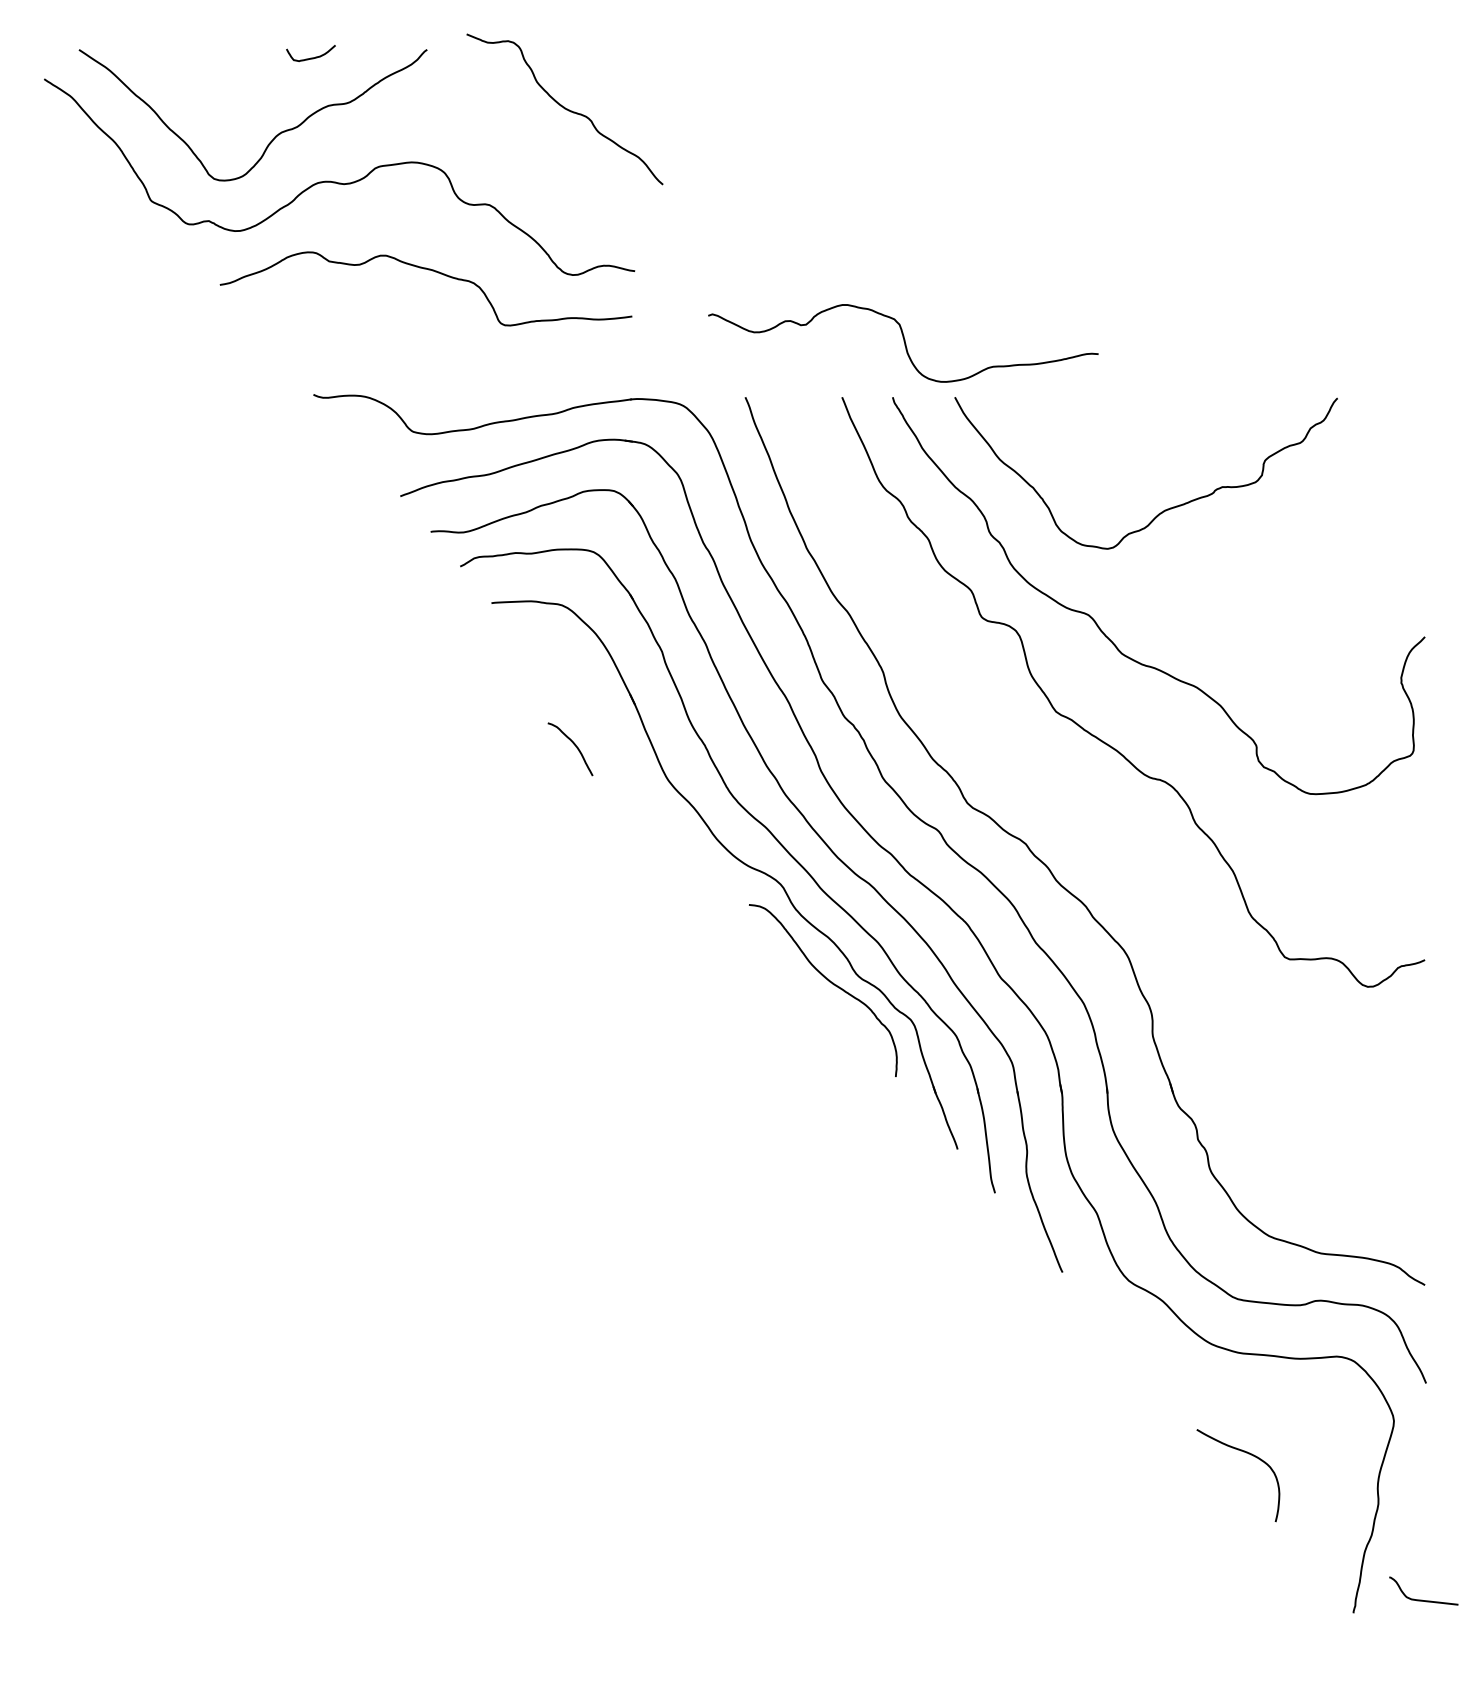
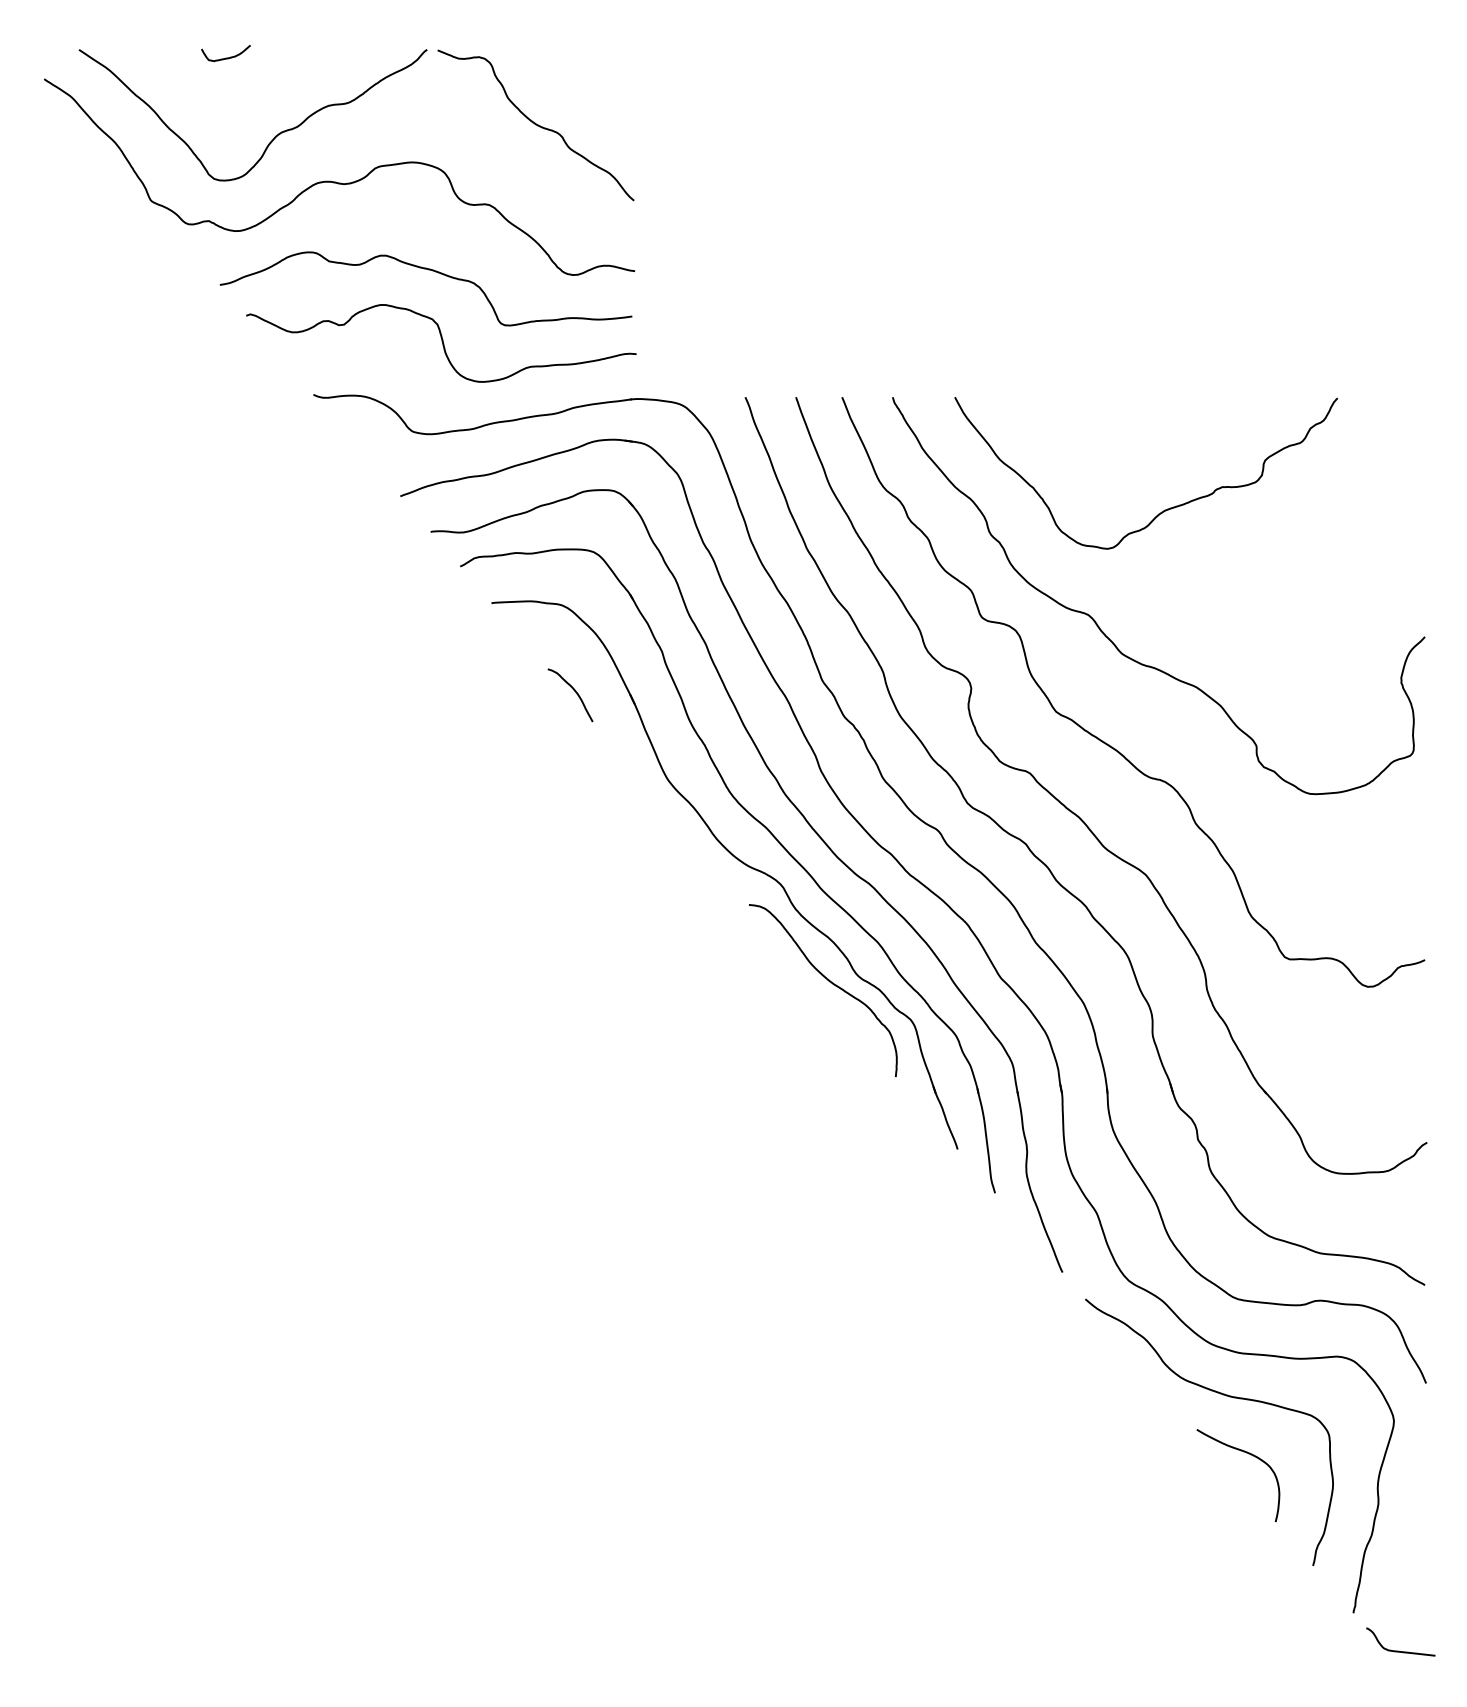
curve position: (310, 57) -> (225, 57) (225, 57)
curve position: (564, 109) -> (535, 125) (535, 125)
curve position: (904, 343) -> (442, 343) (442, 343)
curve position: (574, 745) -> (574, 691) (574, 691)
part: none -> present (1079, 816)
curve: none -> present (1220, 1394)
curve position: (1422, 1599) -> (1399, 1650) (1399, 1650)
